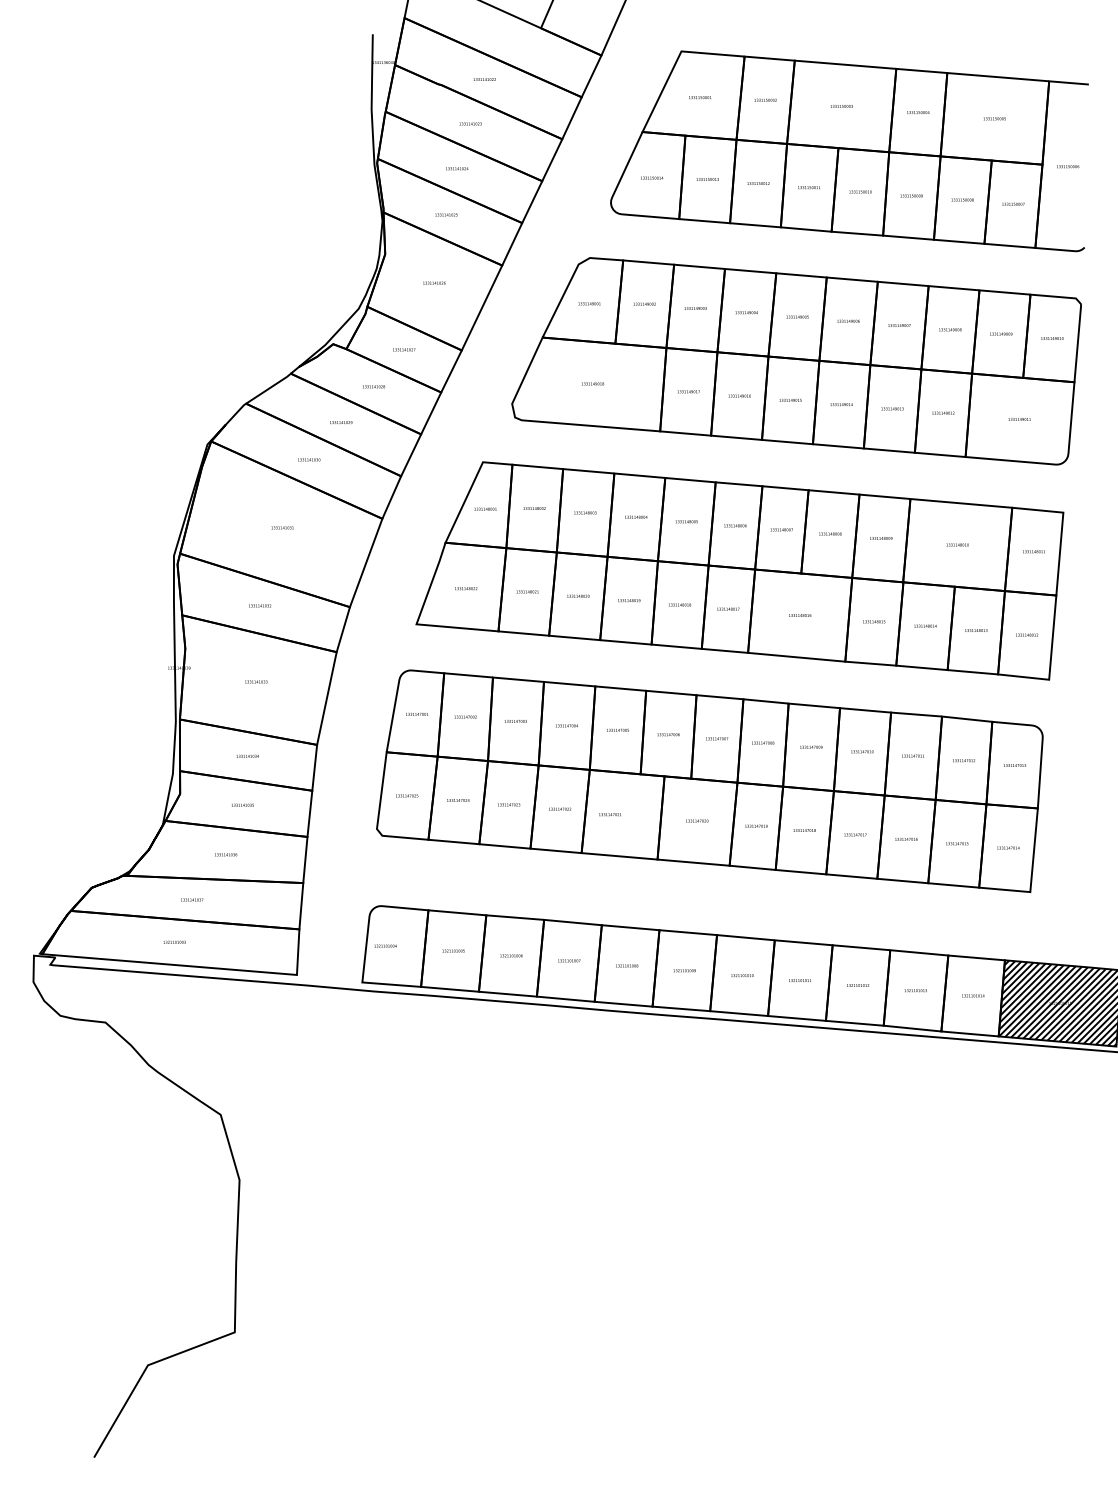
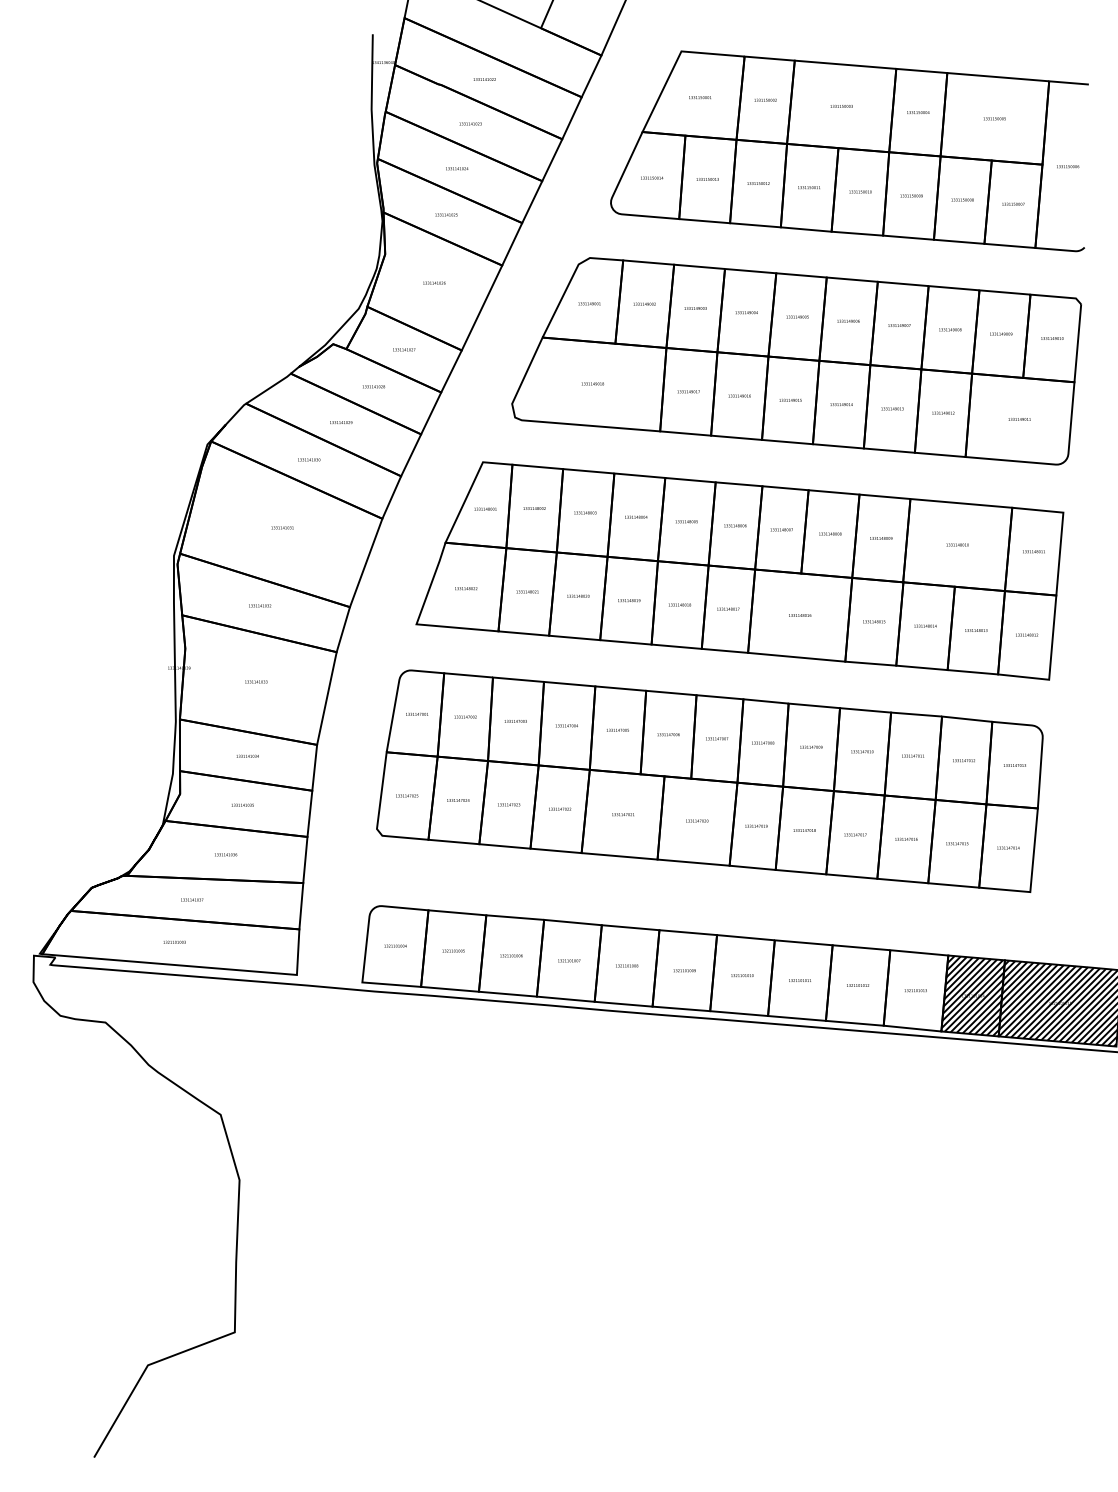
text position: (609, 814) -> (622, 814) (622, 814)
text position: (385, 945) -> (395, 945) (395, 945)
hatch: none -> present (972, 995)
